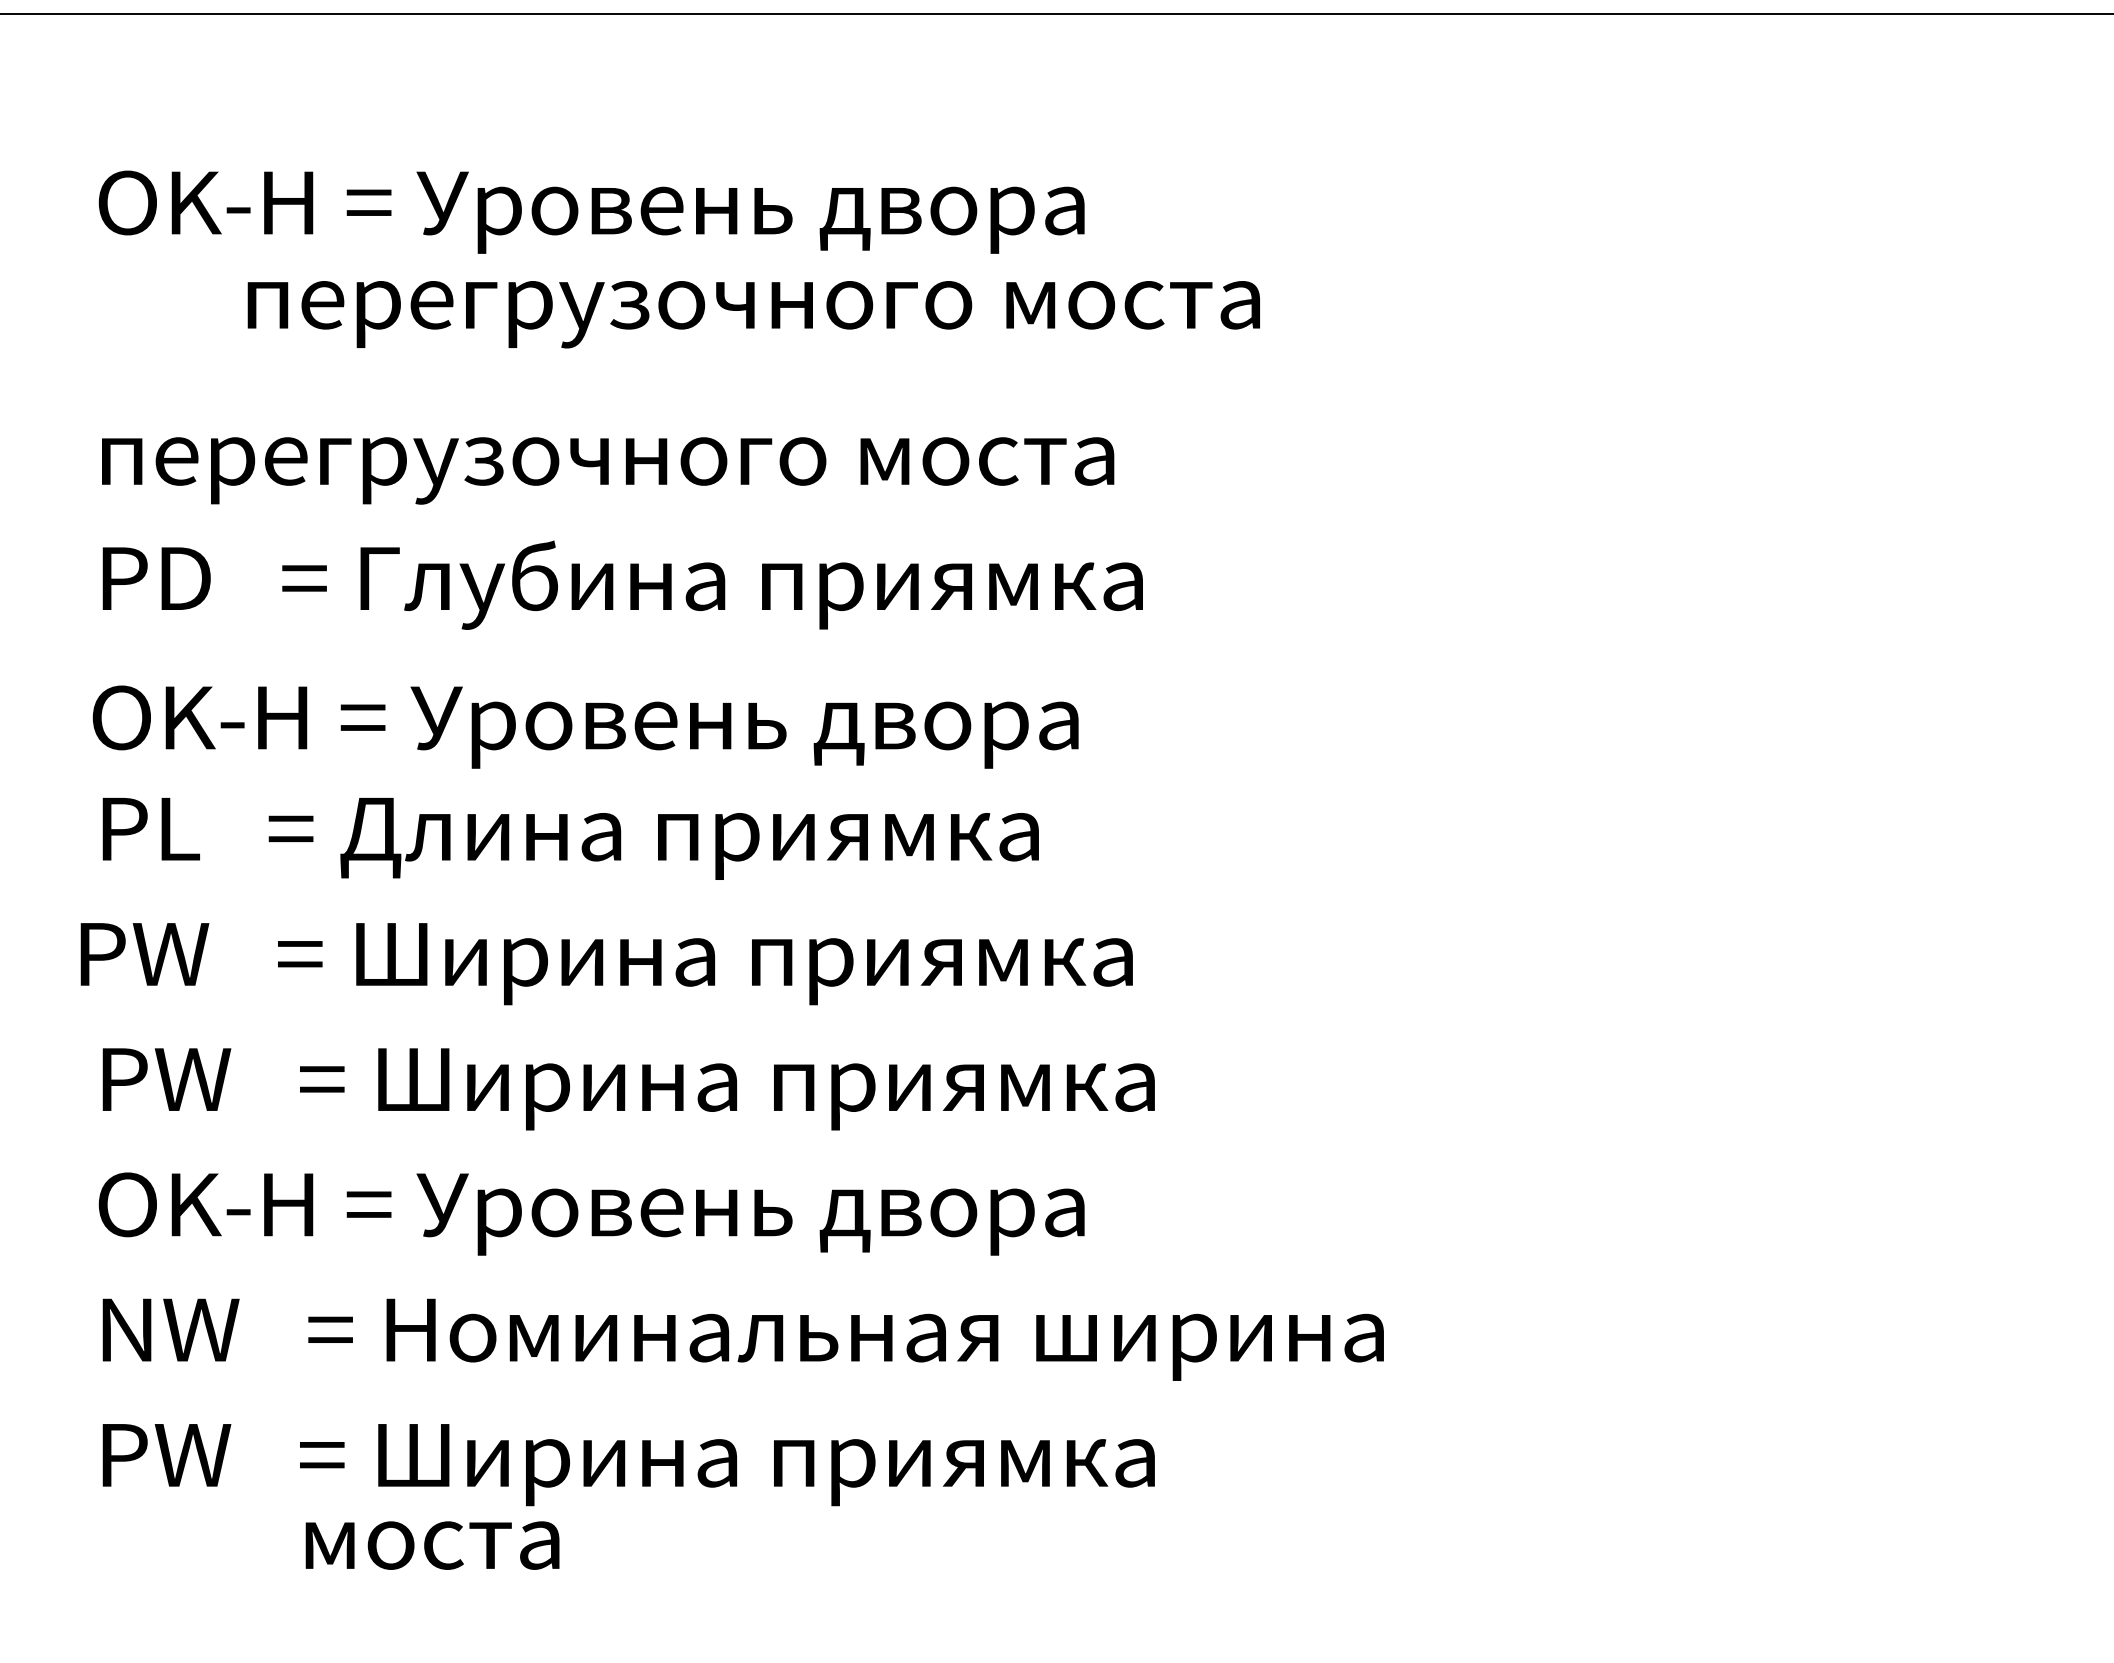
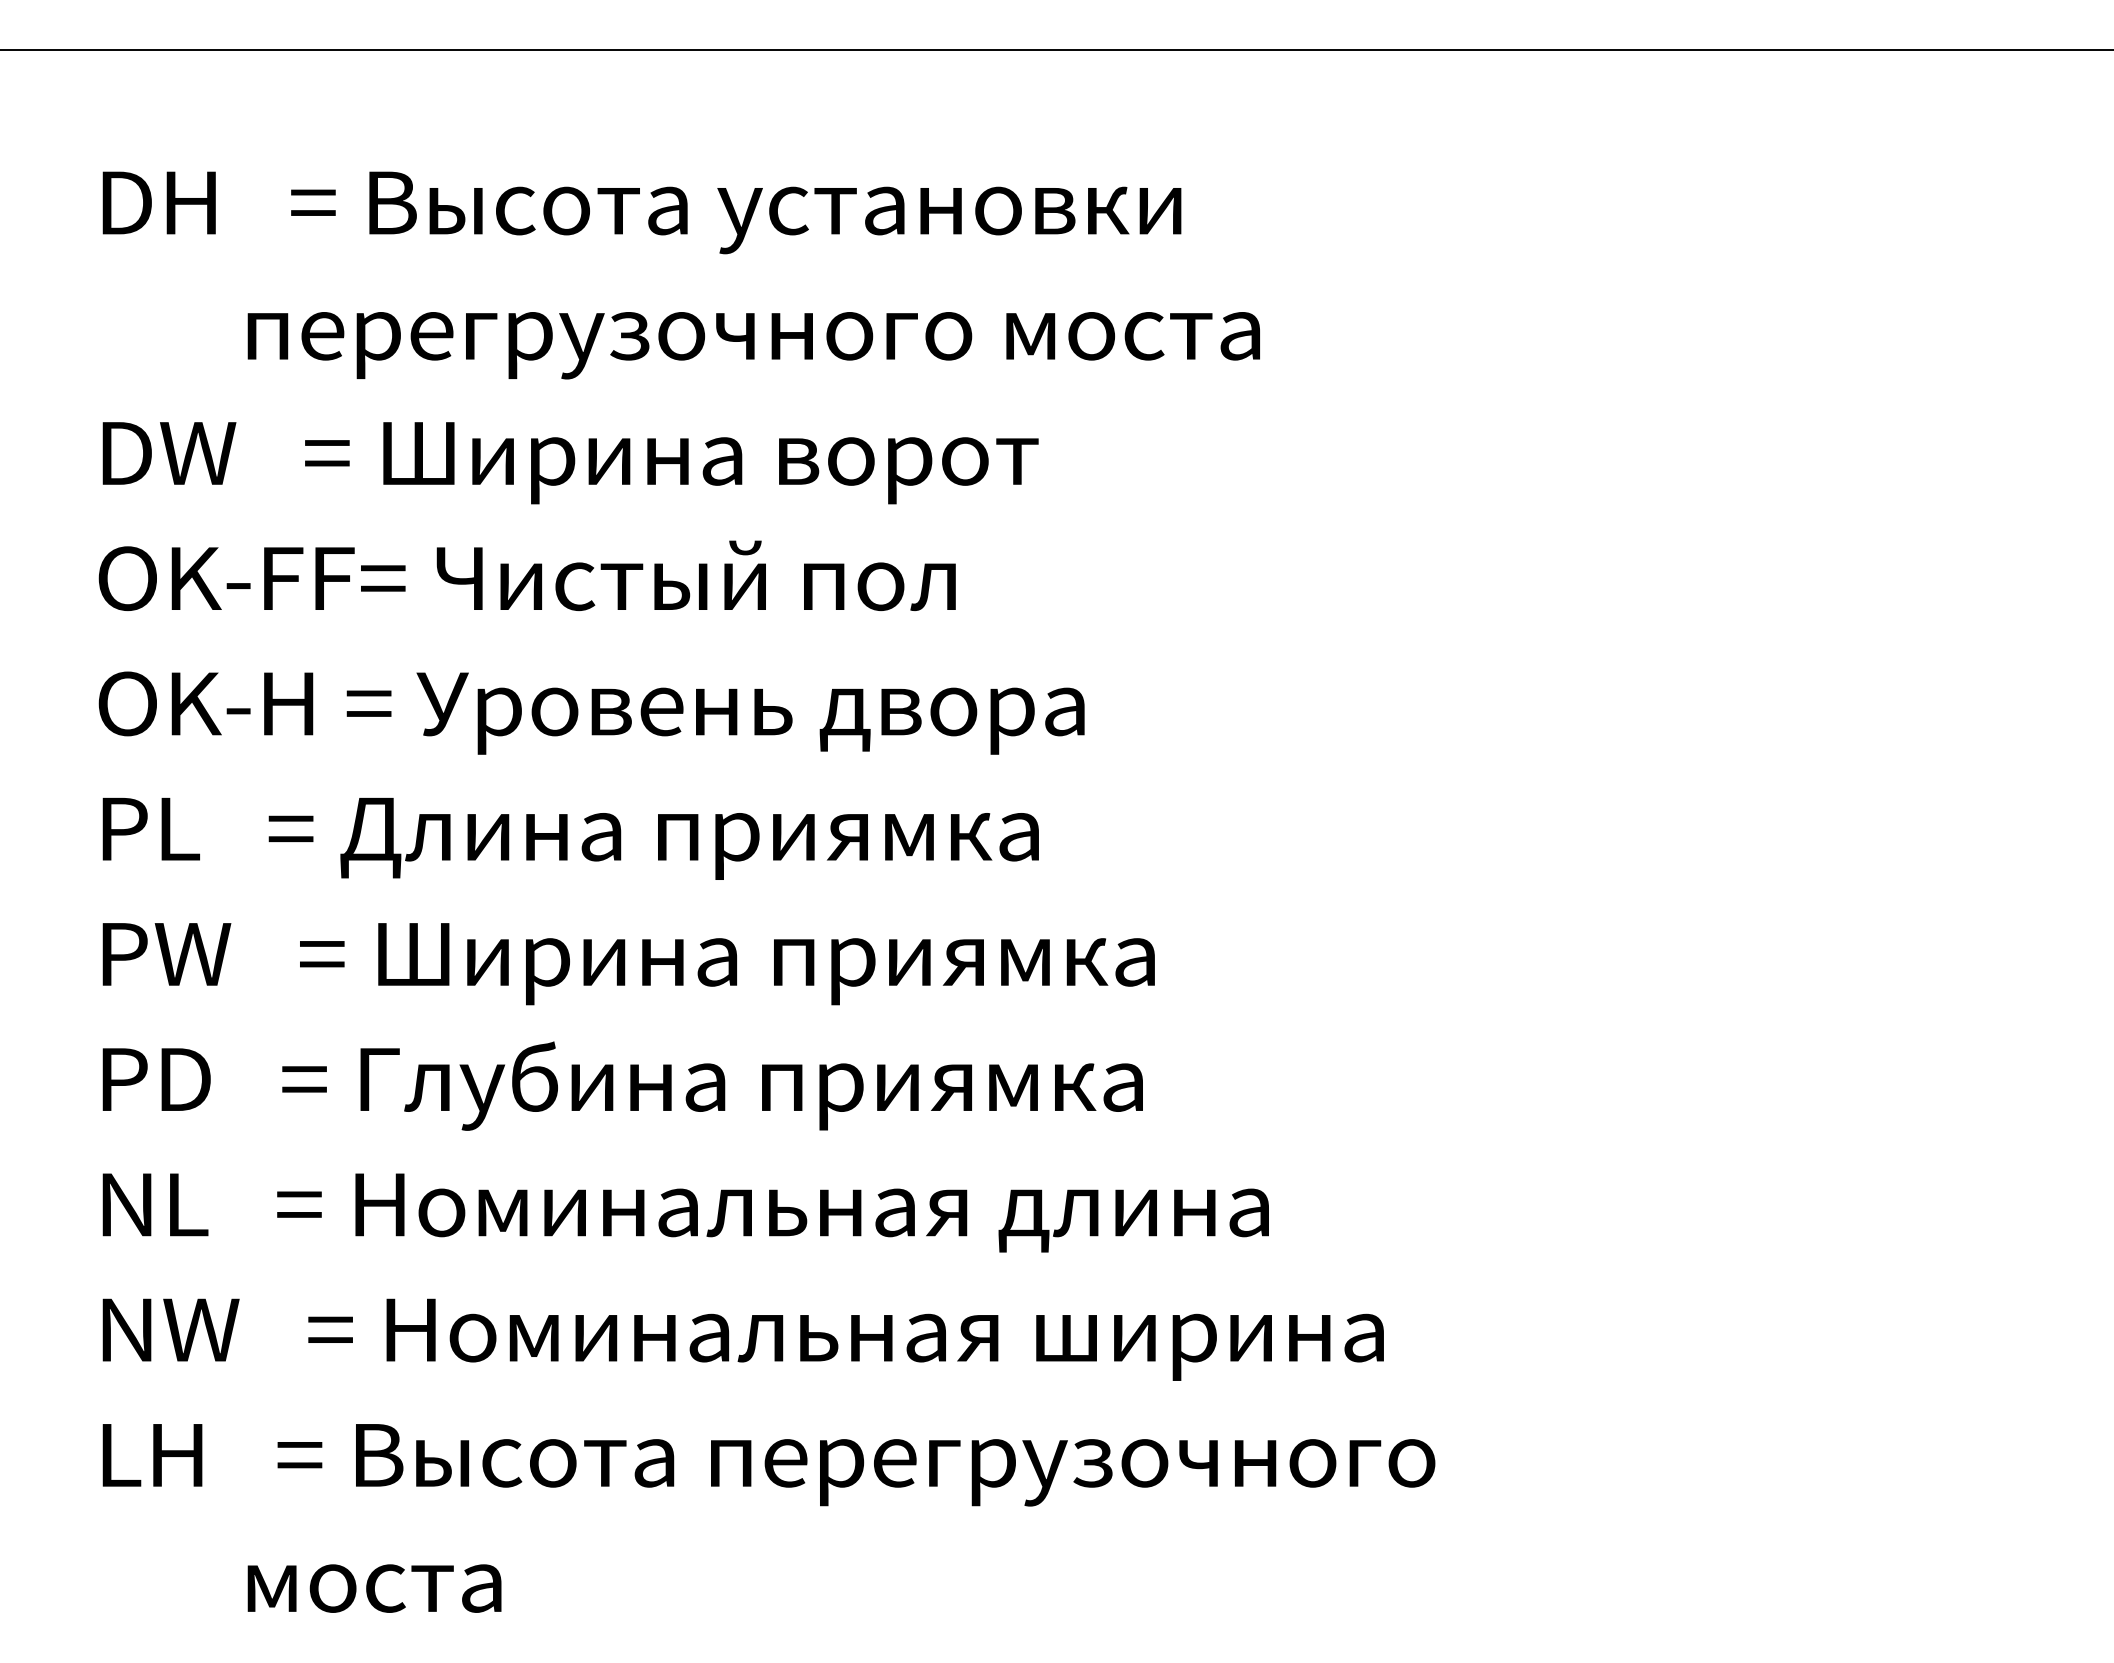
line position: (1056, 14) -> (1056, 50) (1056, 50)
text: OK-H = Уровень двора -> DH   = Высота установки (639, 212)
text position: (753, 314) -> (753, 345) (753, 345)
text: перегрузочного моста -> DW   = Ширина ворот (608, 463)
text: PD   = Глубина приямка -> OK-FF= Чистый пол (620, 584)
text position: (585, 726) -> (591, 712) (591, 712)
text position: (606, 964) -> (628, 964) (628, 964)
text: PW   = Ширина приямка -> PD   = Глубина приямка (654, 1085)
text: OK-H = Уровень двора -> NL   = Номинальная длина (683, 1213)
text: PW   = Ширина приямка -> LH   = Высота перегрузочного (773, 1465)
text position: (432, 1545) -> (374, 1588) (374, 1588)
